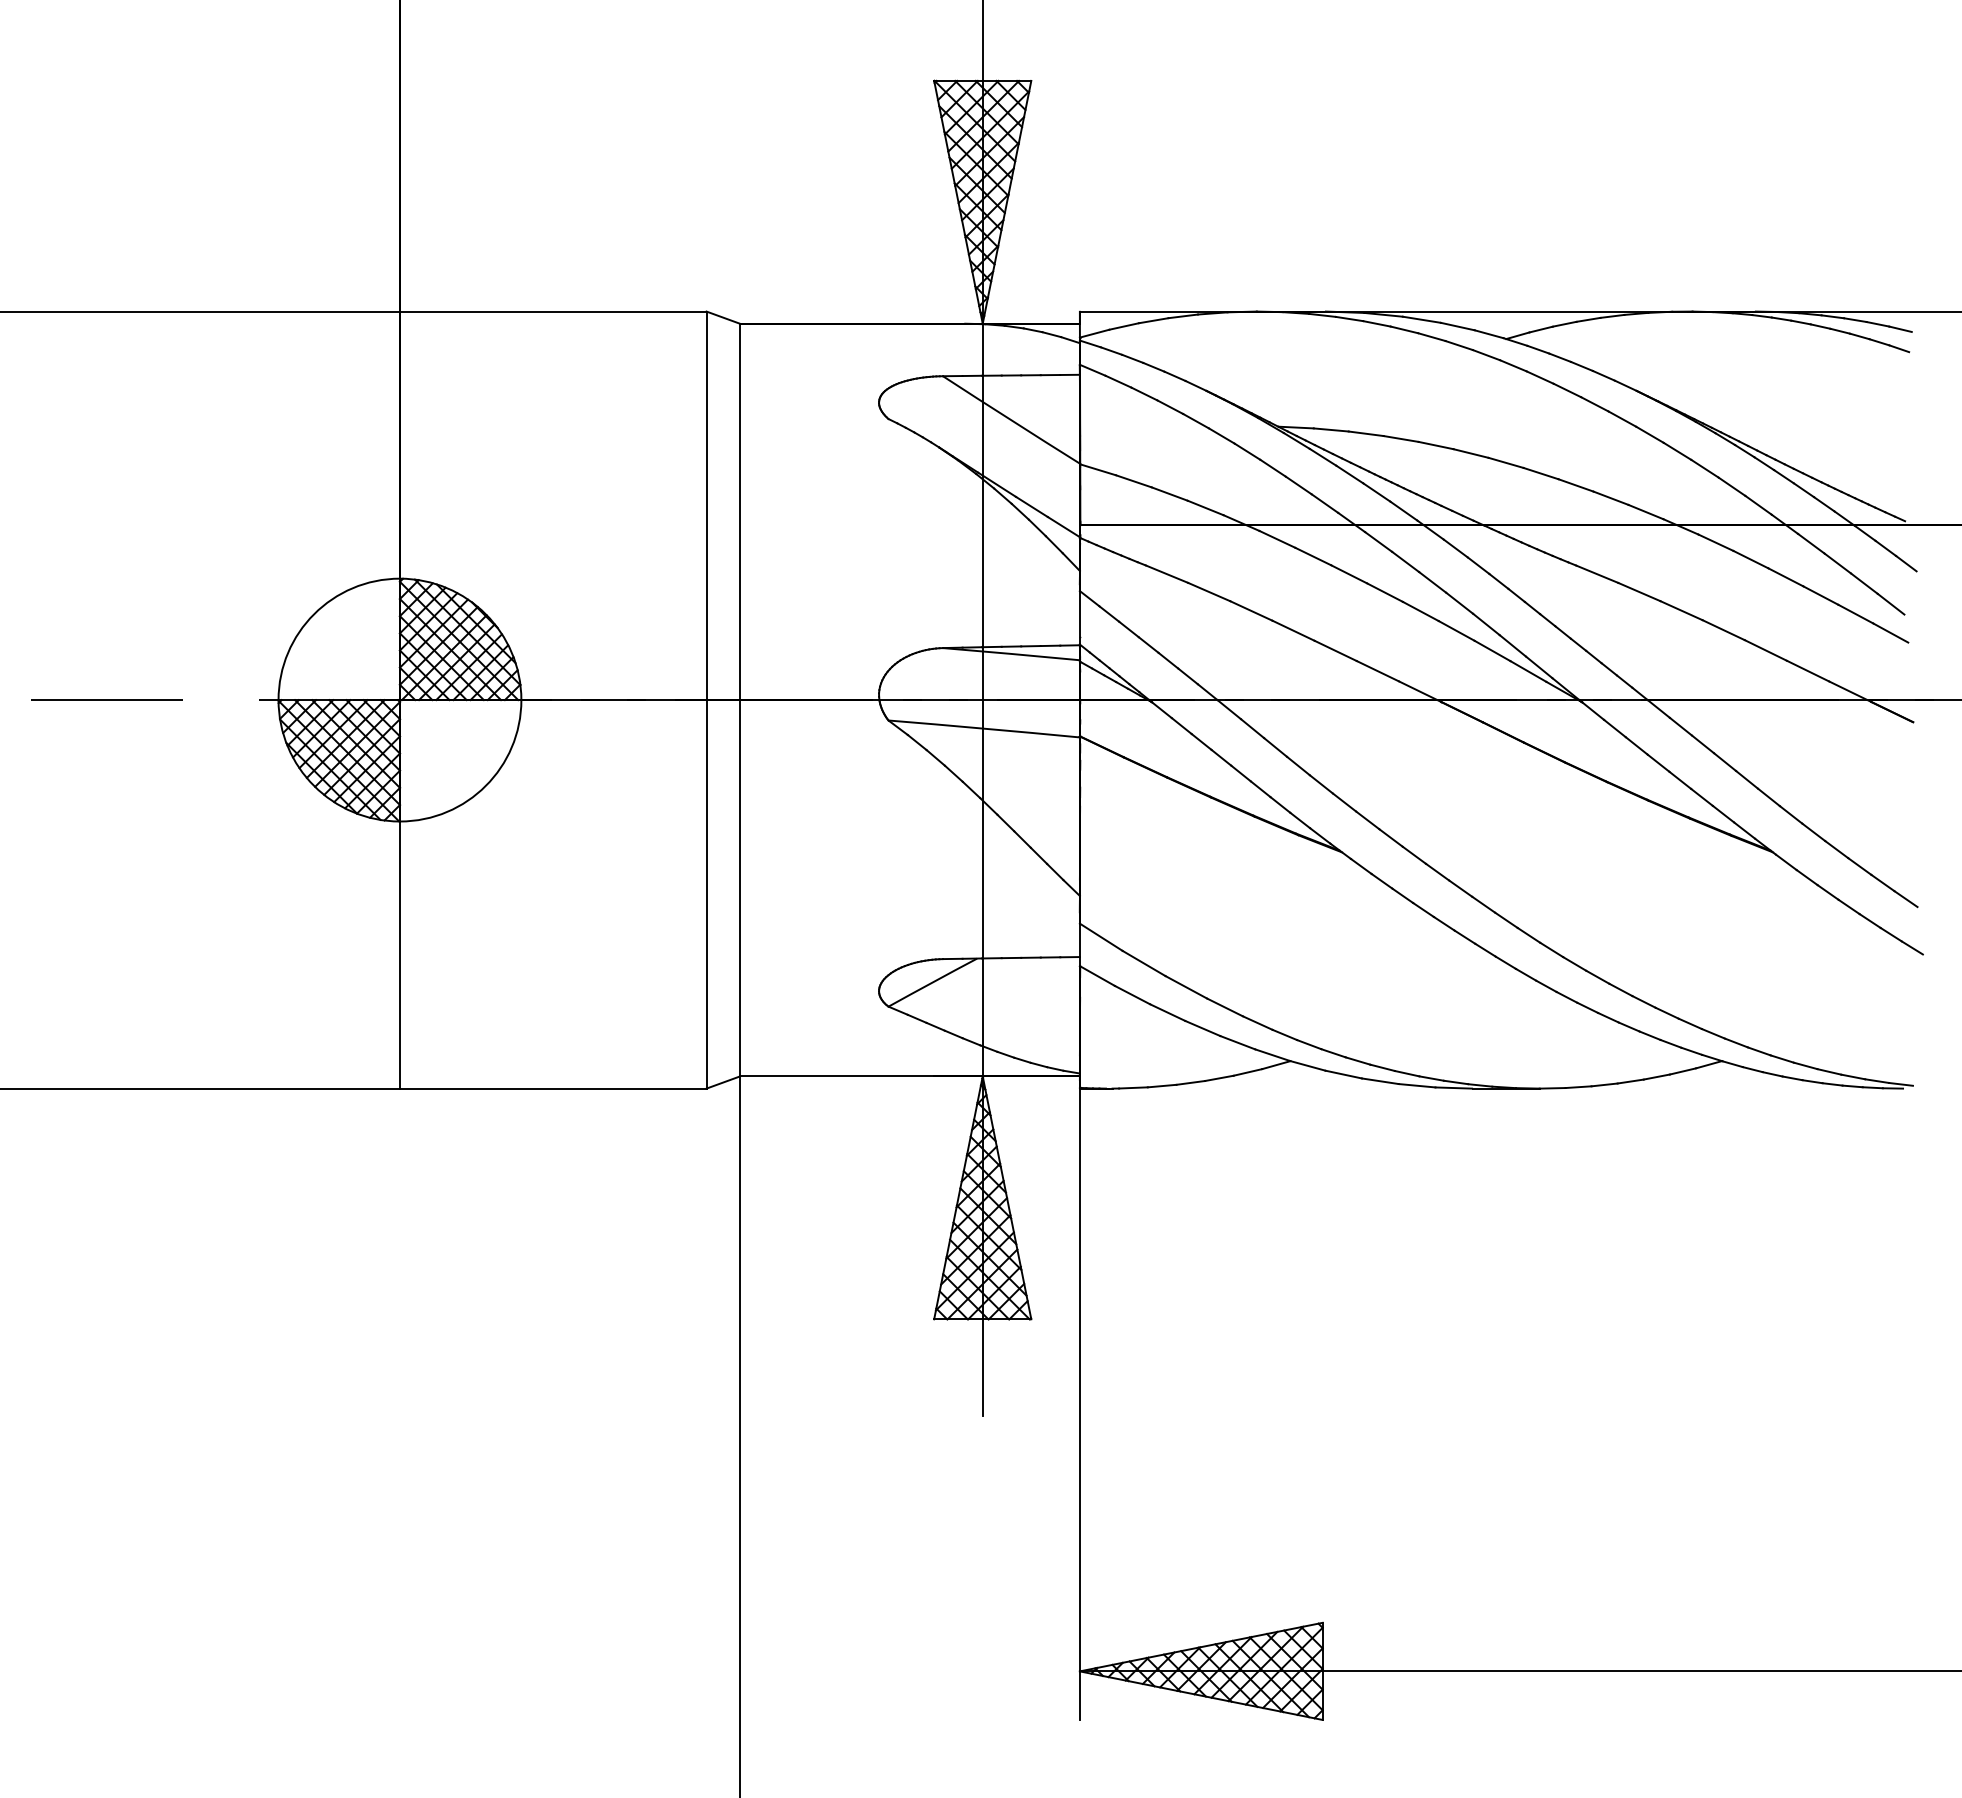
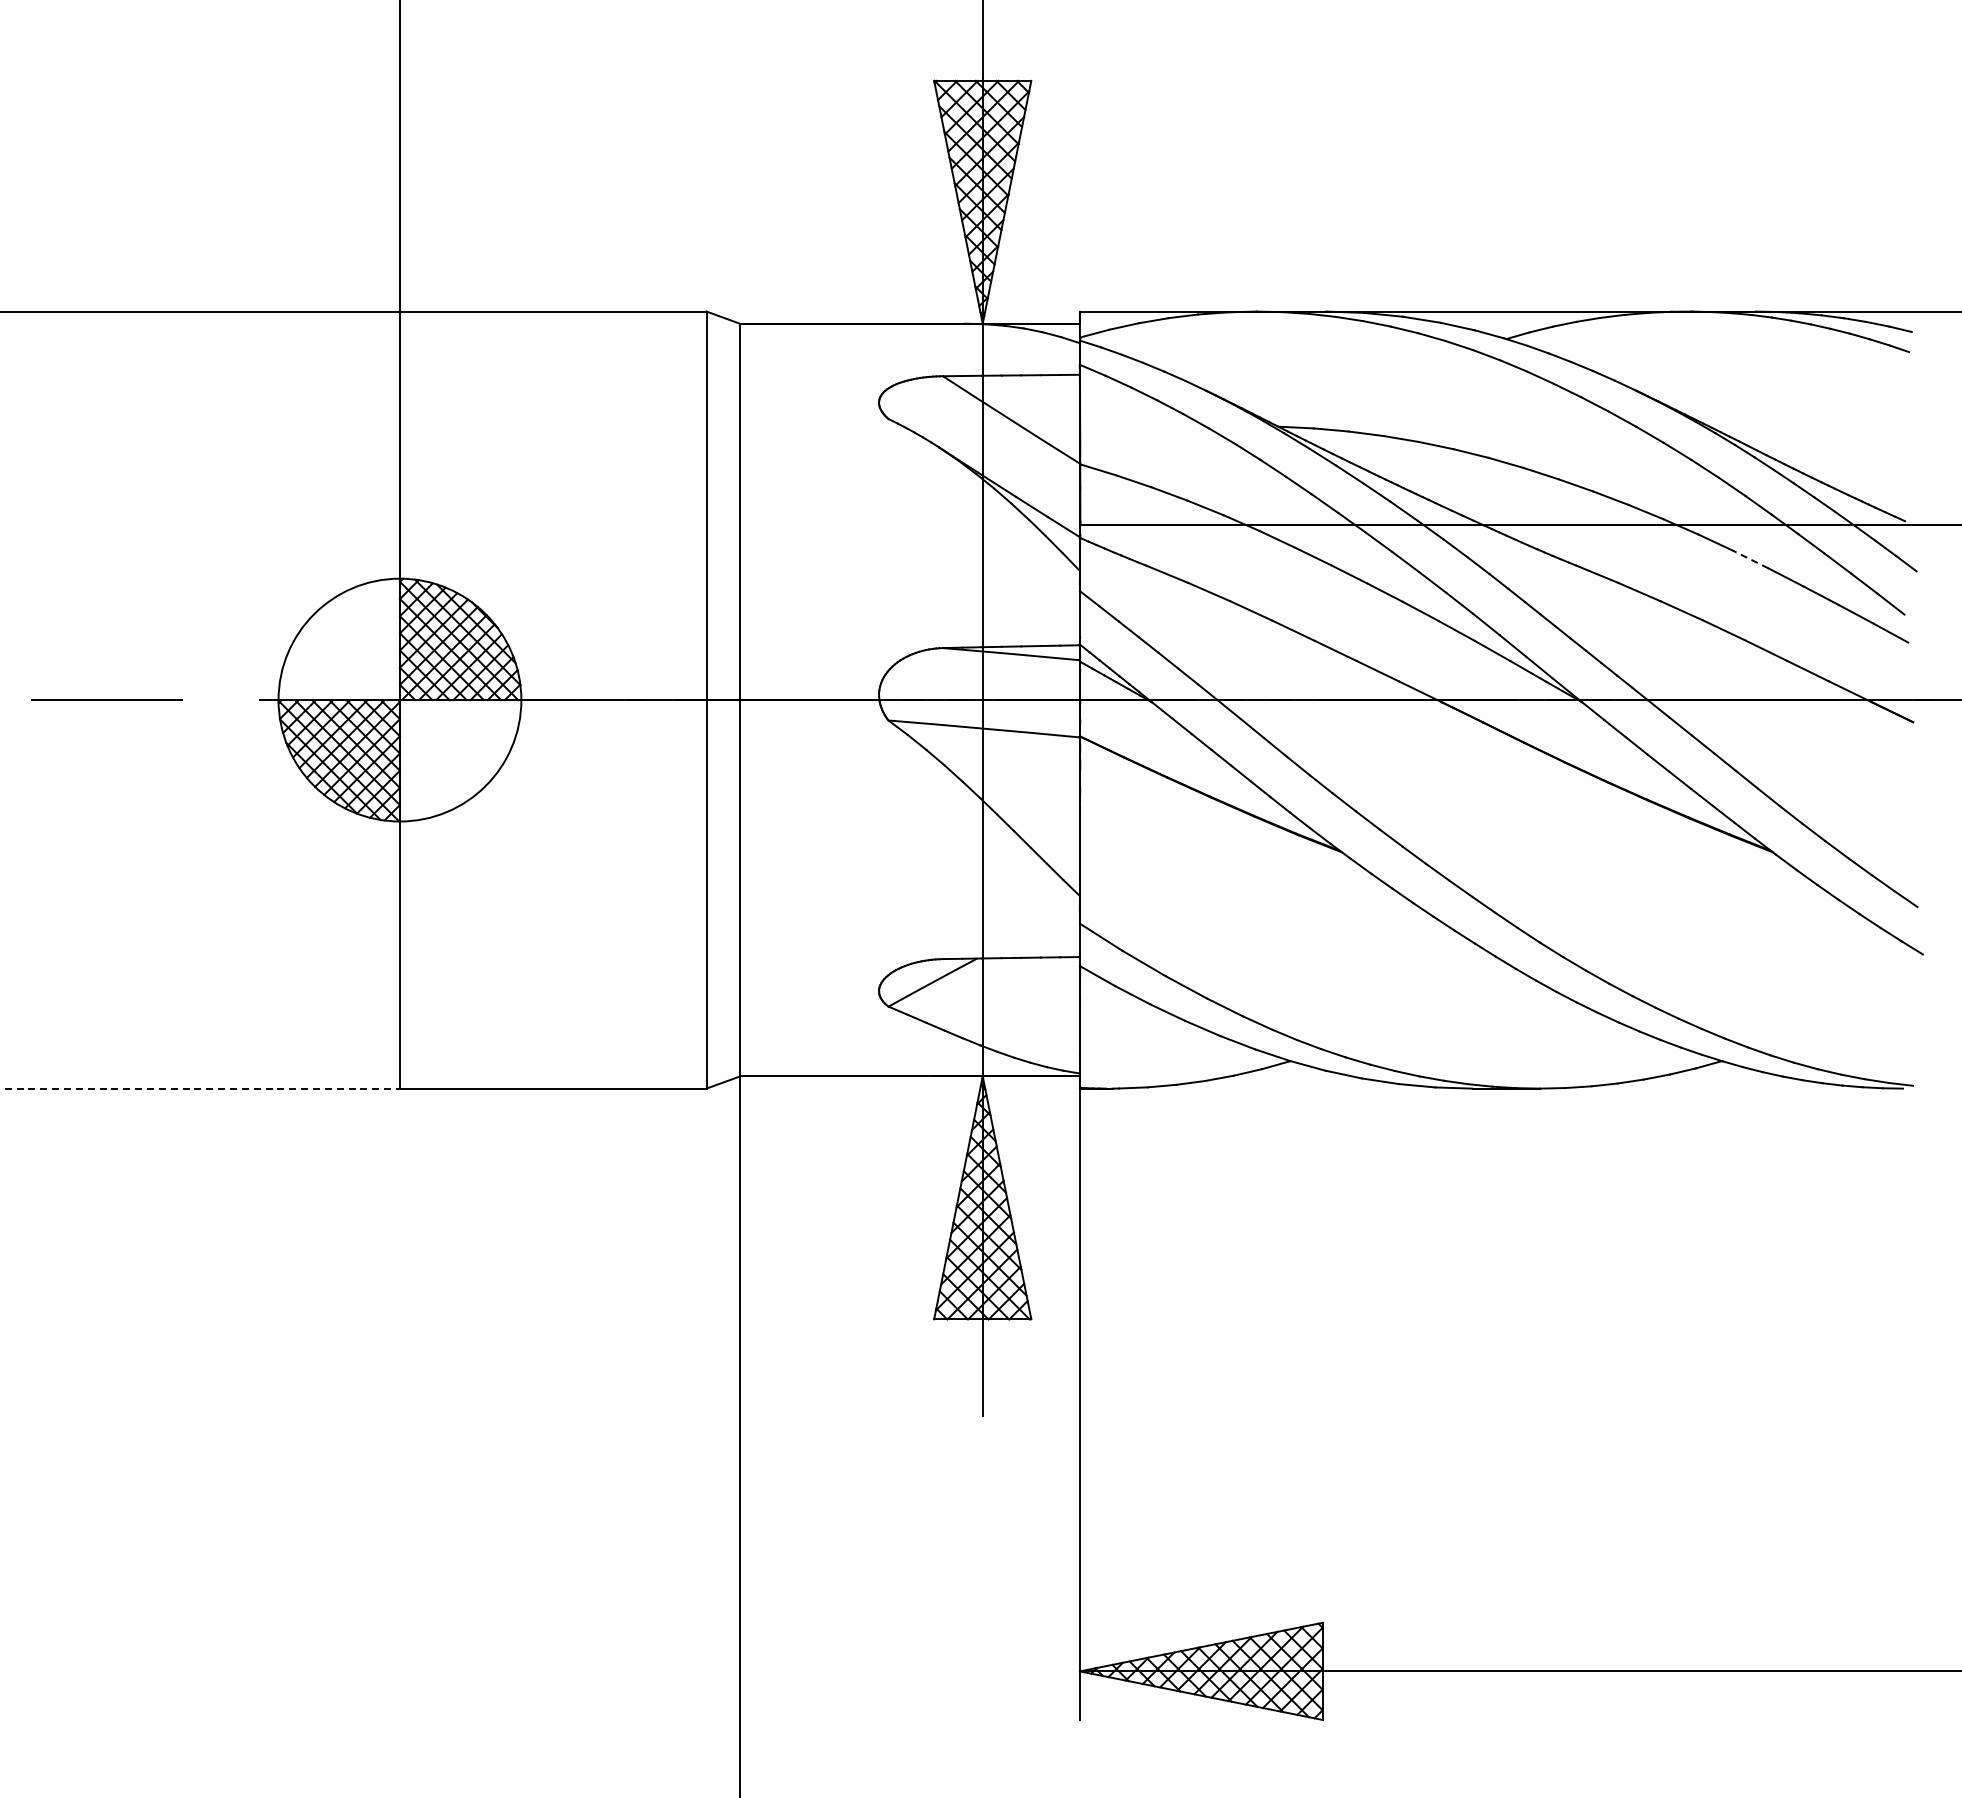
line: solid -> dashed (1750, 559)
line: solid -> dashed (200, 1088)
